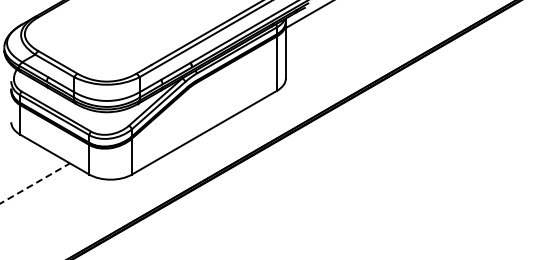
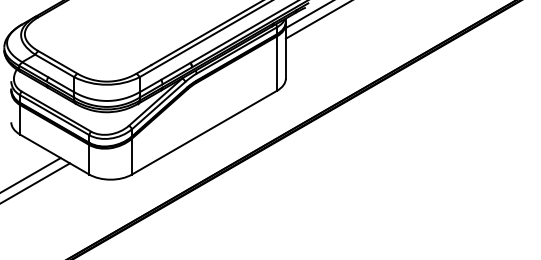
line: none -> present (317, 20)
line: none -> present (31, 174)
line: dashed -> solid (35, 183)
